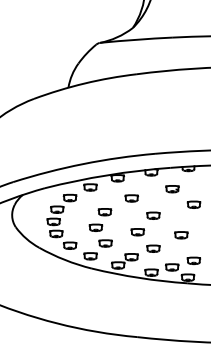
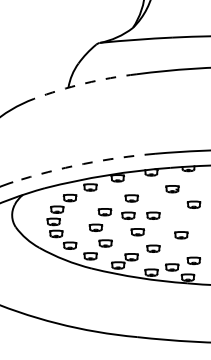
arc: solid -> dashed (84, 83)
arc: solid -> dashed (83, 164)
part: none -> present (128, 215)
